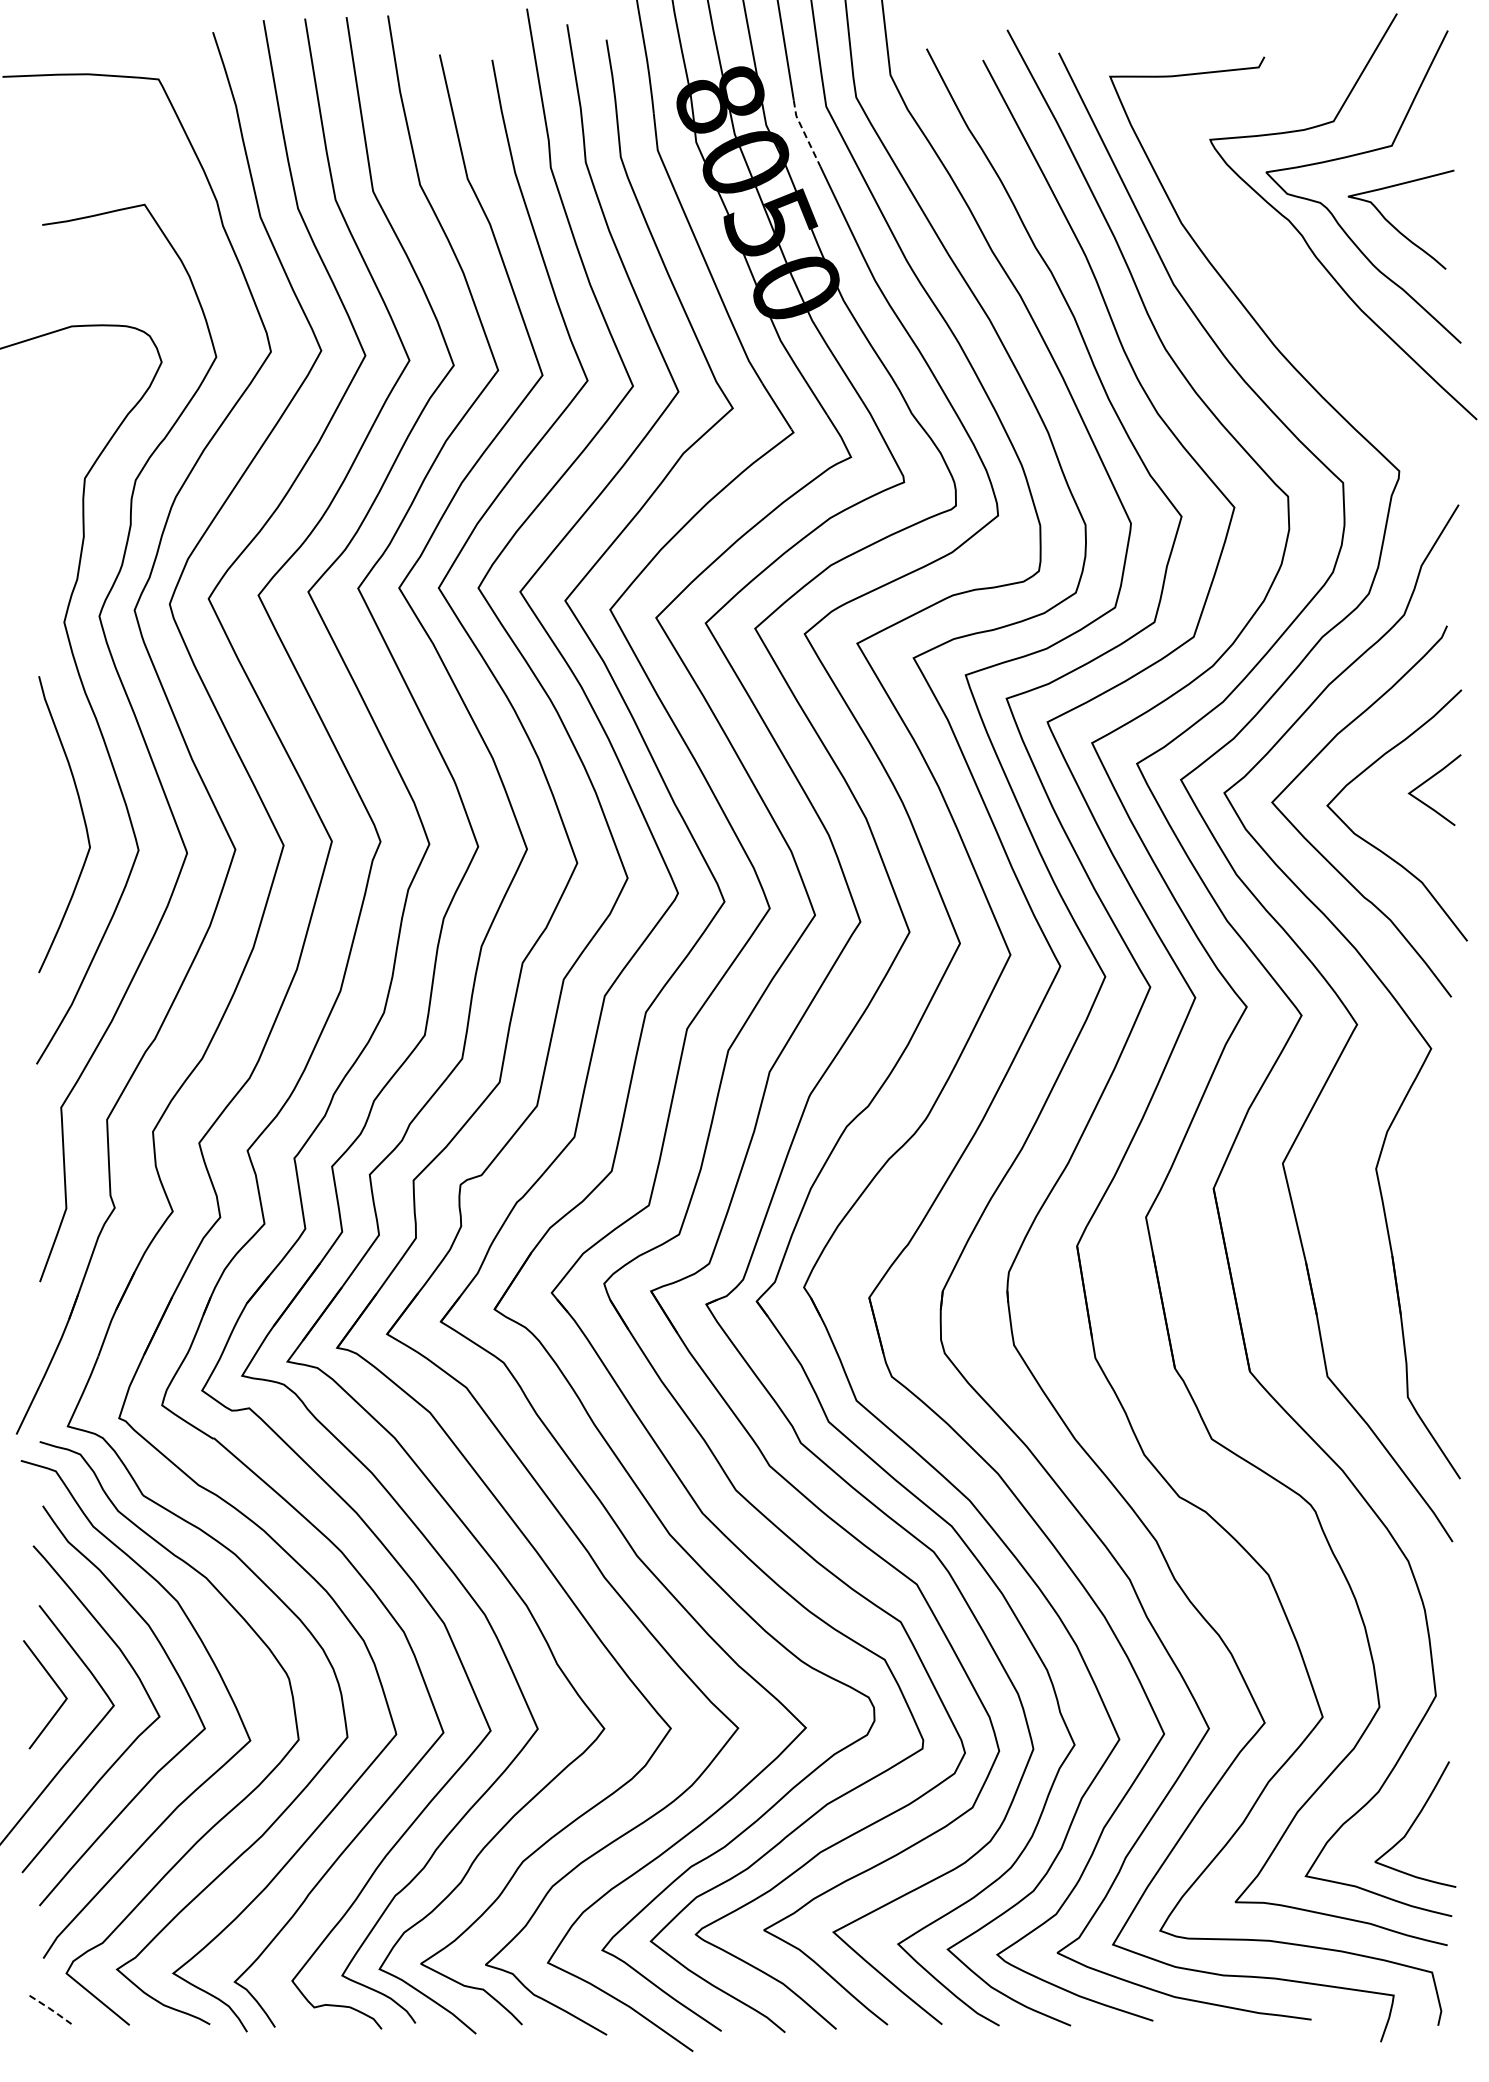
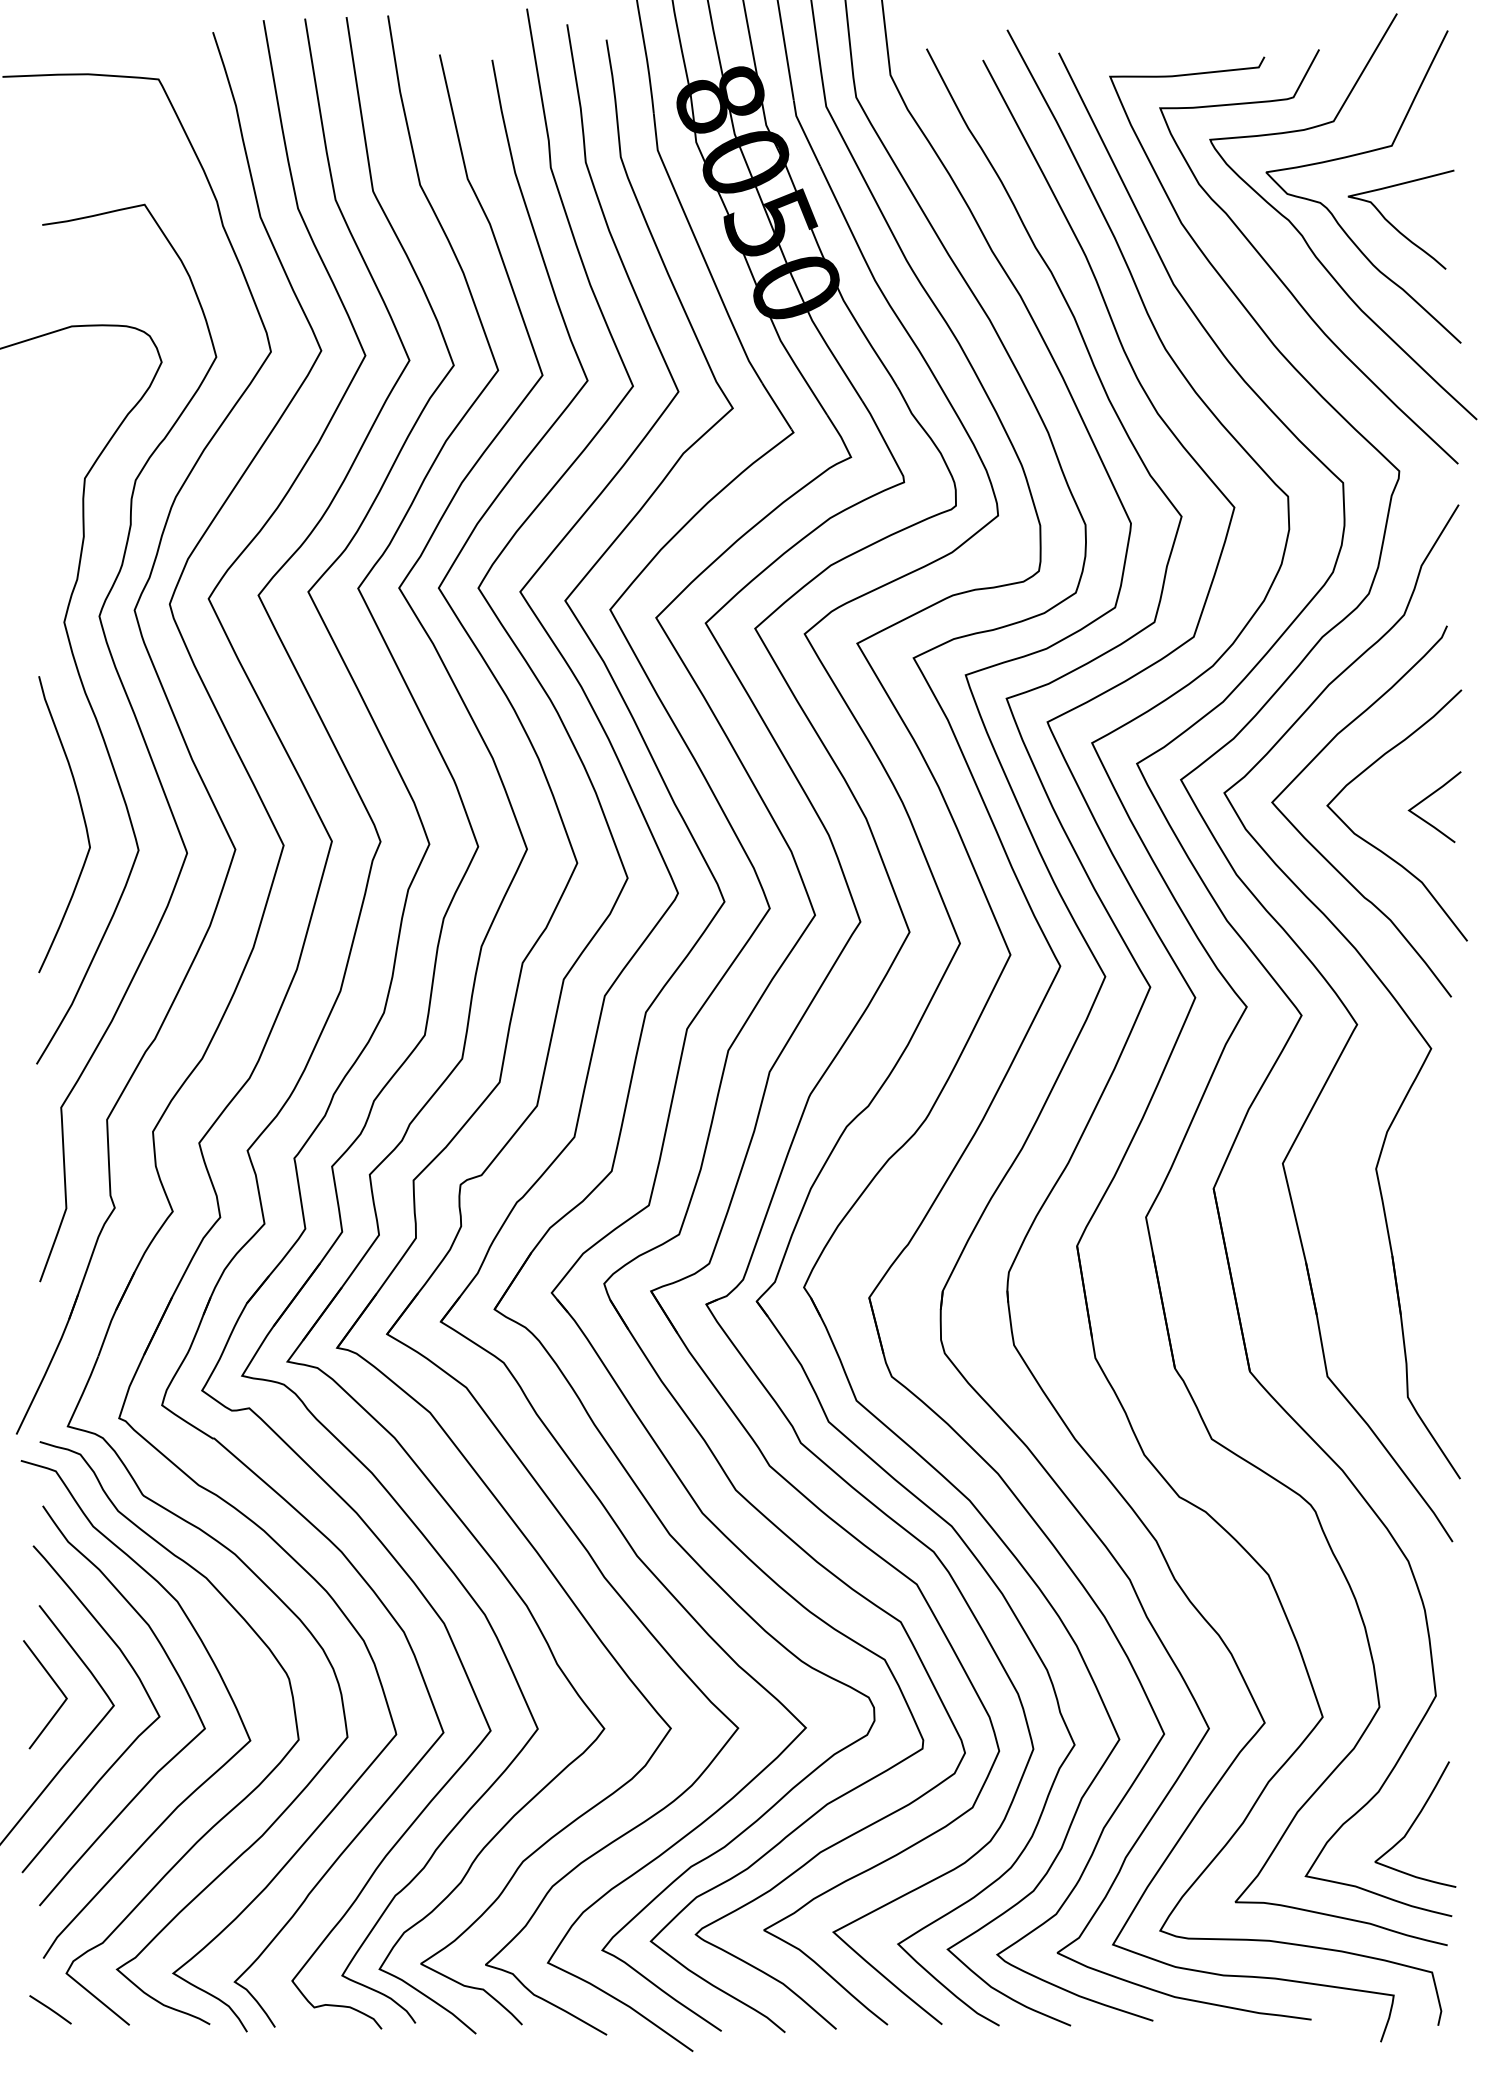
line: dashed -> solid (804, 133)
curve: none -> present (1282, 280)
line position: (1426, 782) -> (1426, 799) (1426, 799)
line: dashed -> solid (51, 2009)
